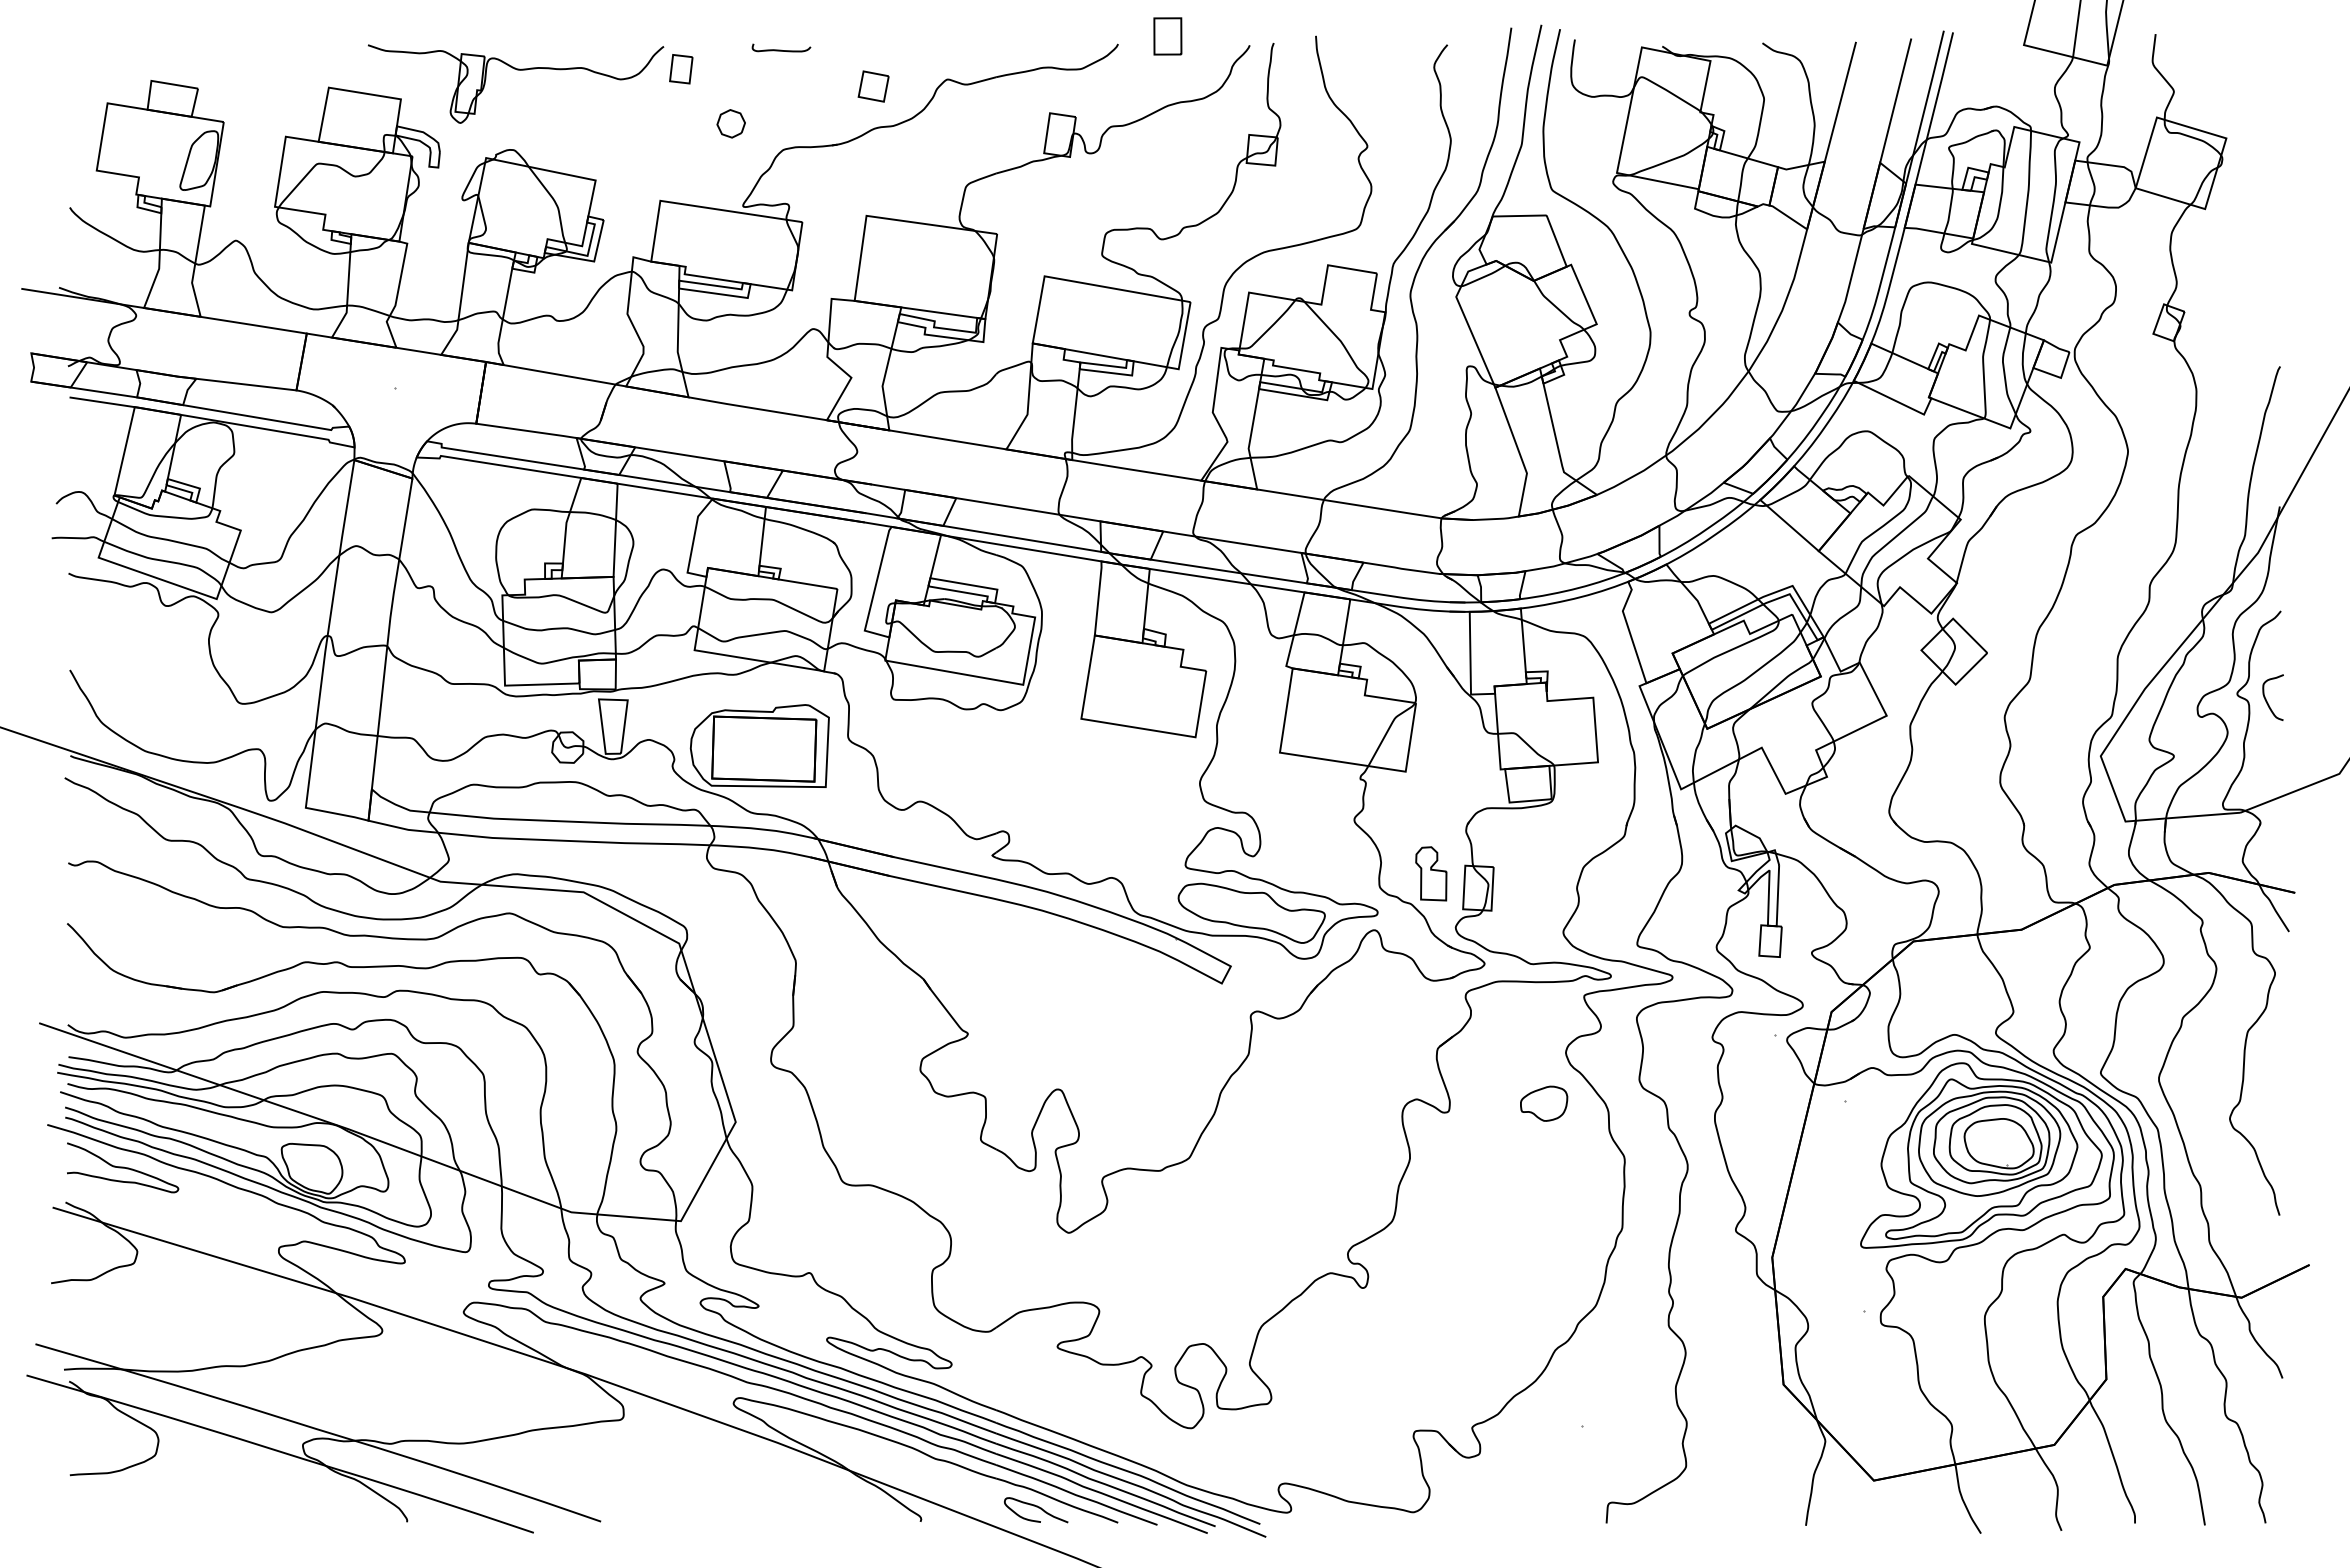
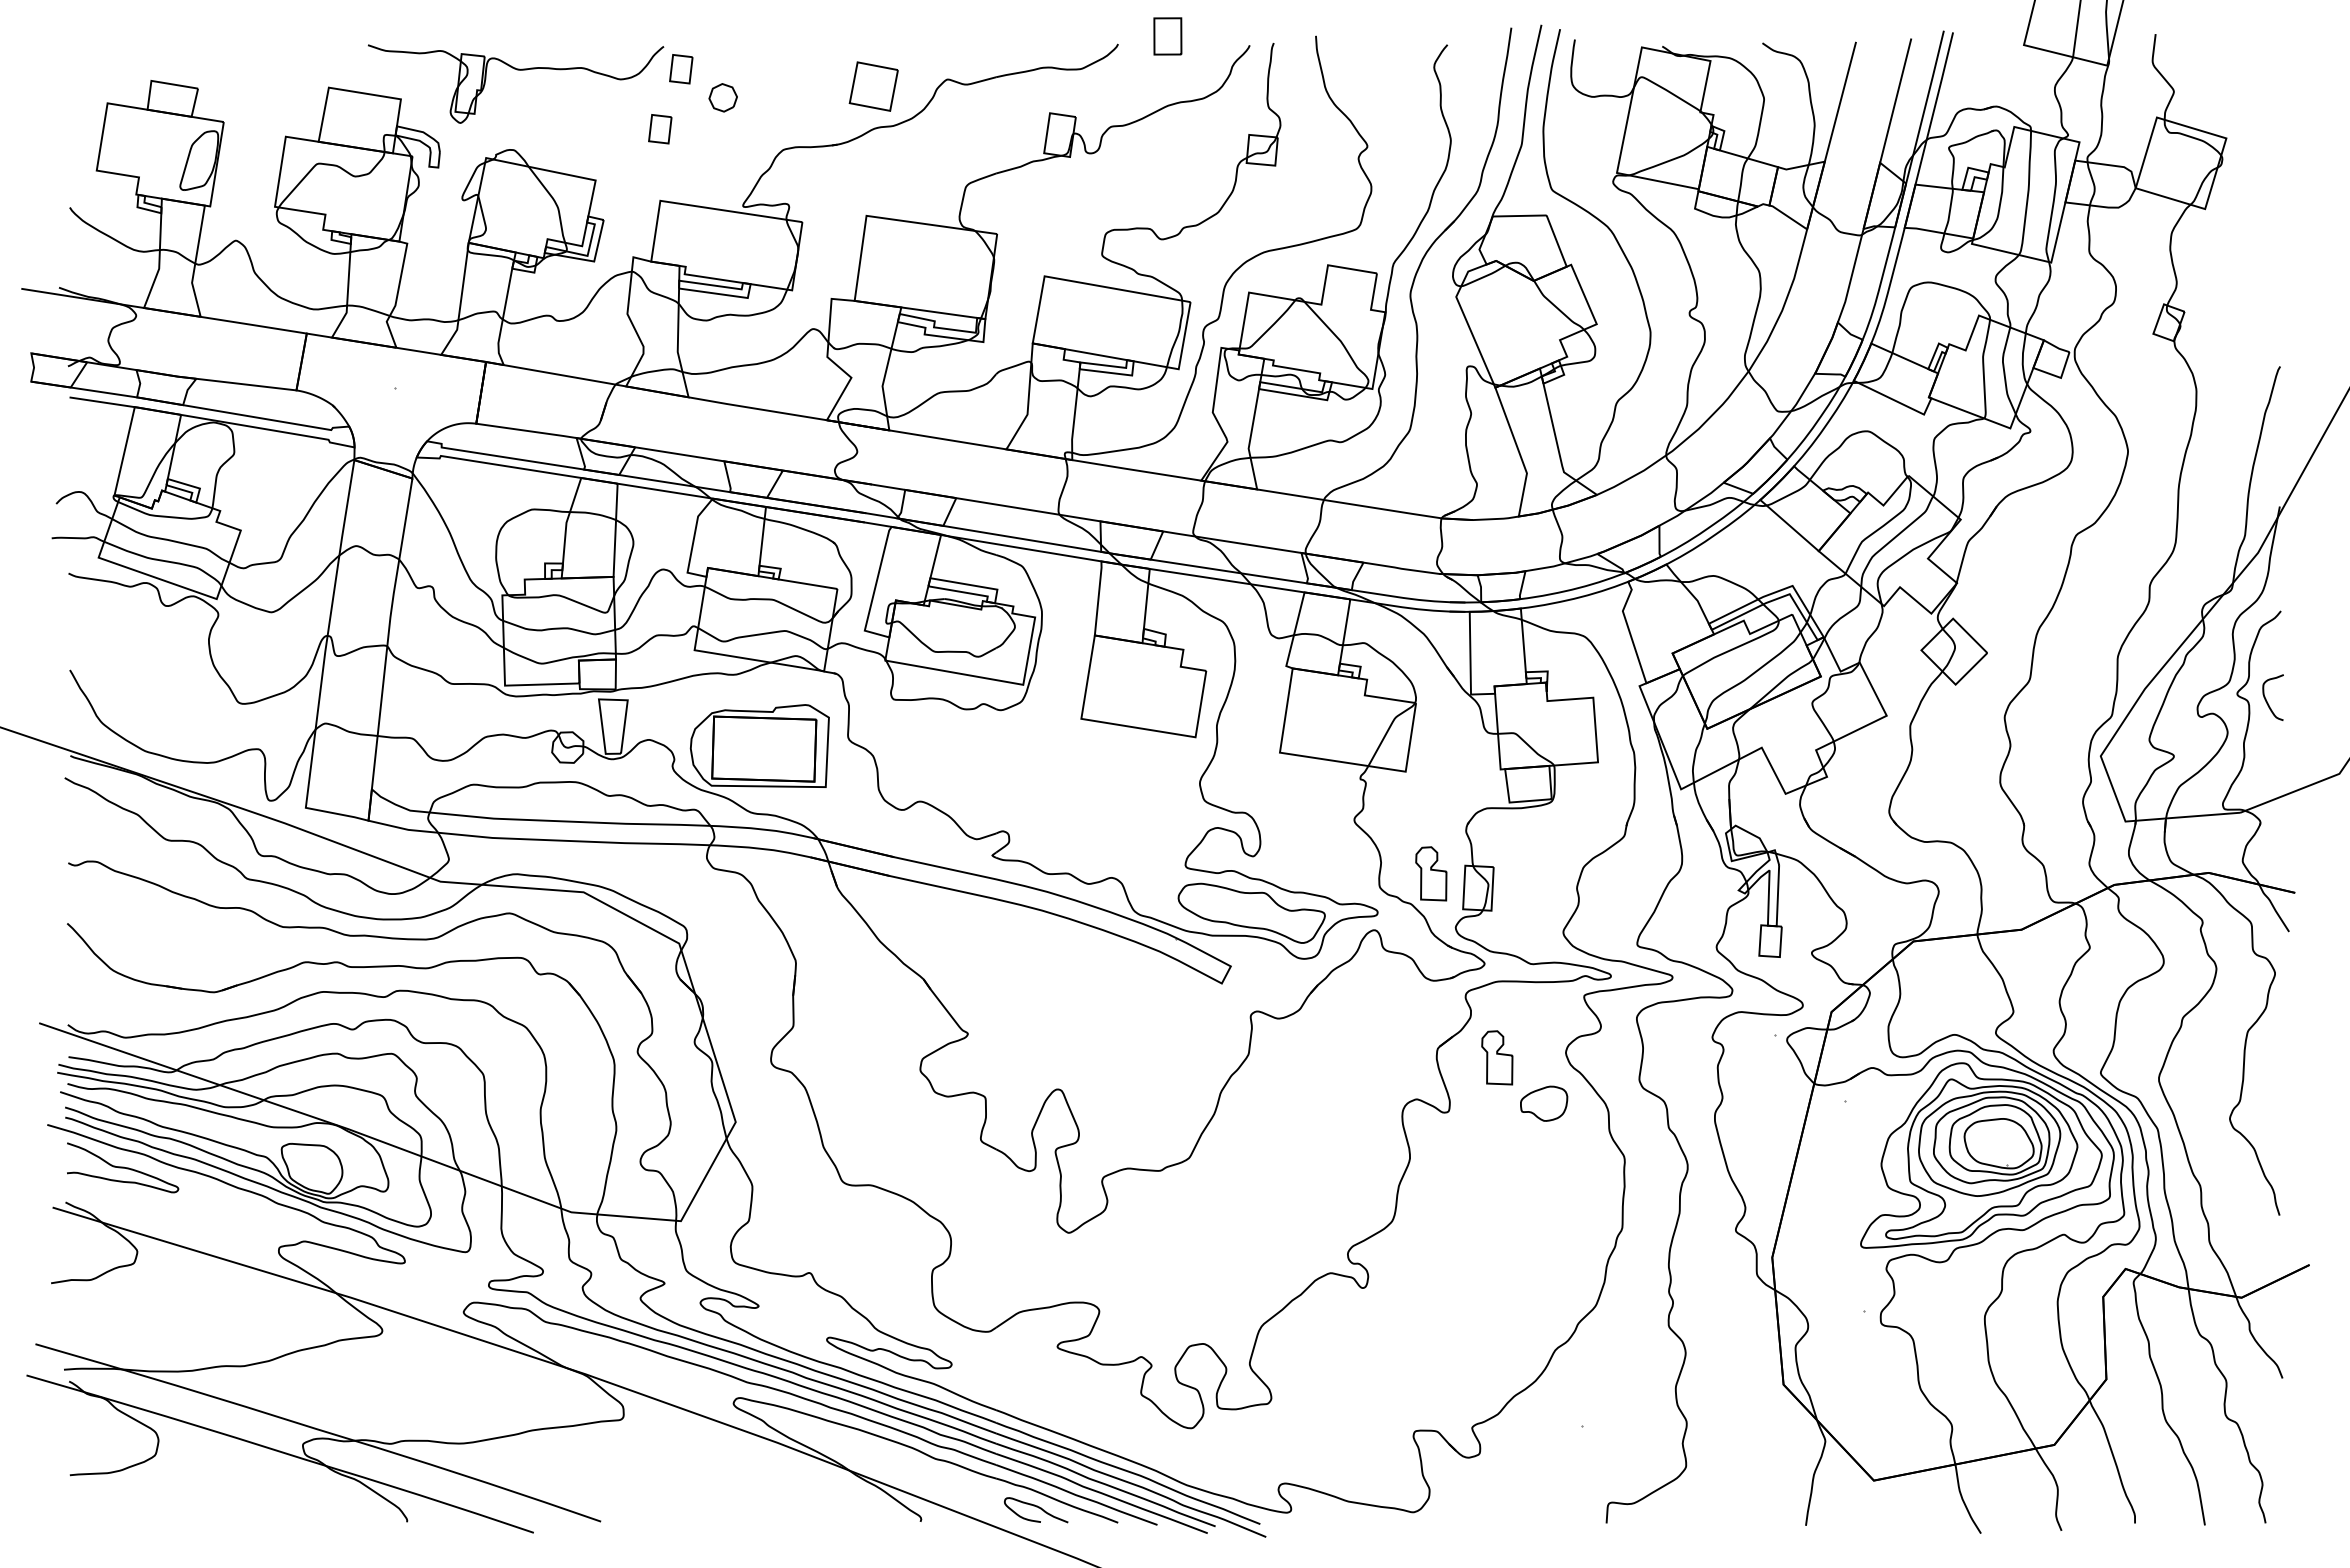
curve: present -> none (781, 49)
part size: 33x33 px -> 51x51 px (873, 86)
part position: (730, 123) -> (722, 97) (722, 97)
part: none -> present (660, 129)
part: none -> present (1497, 1057)
